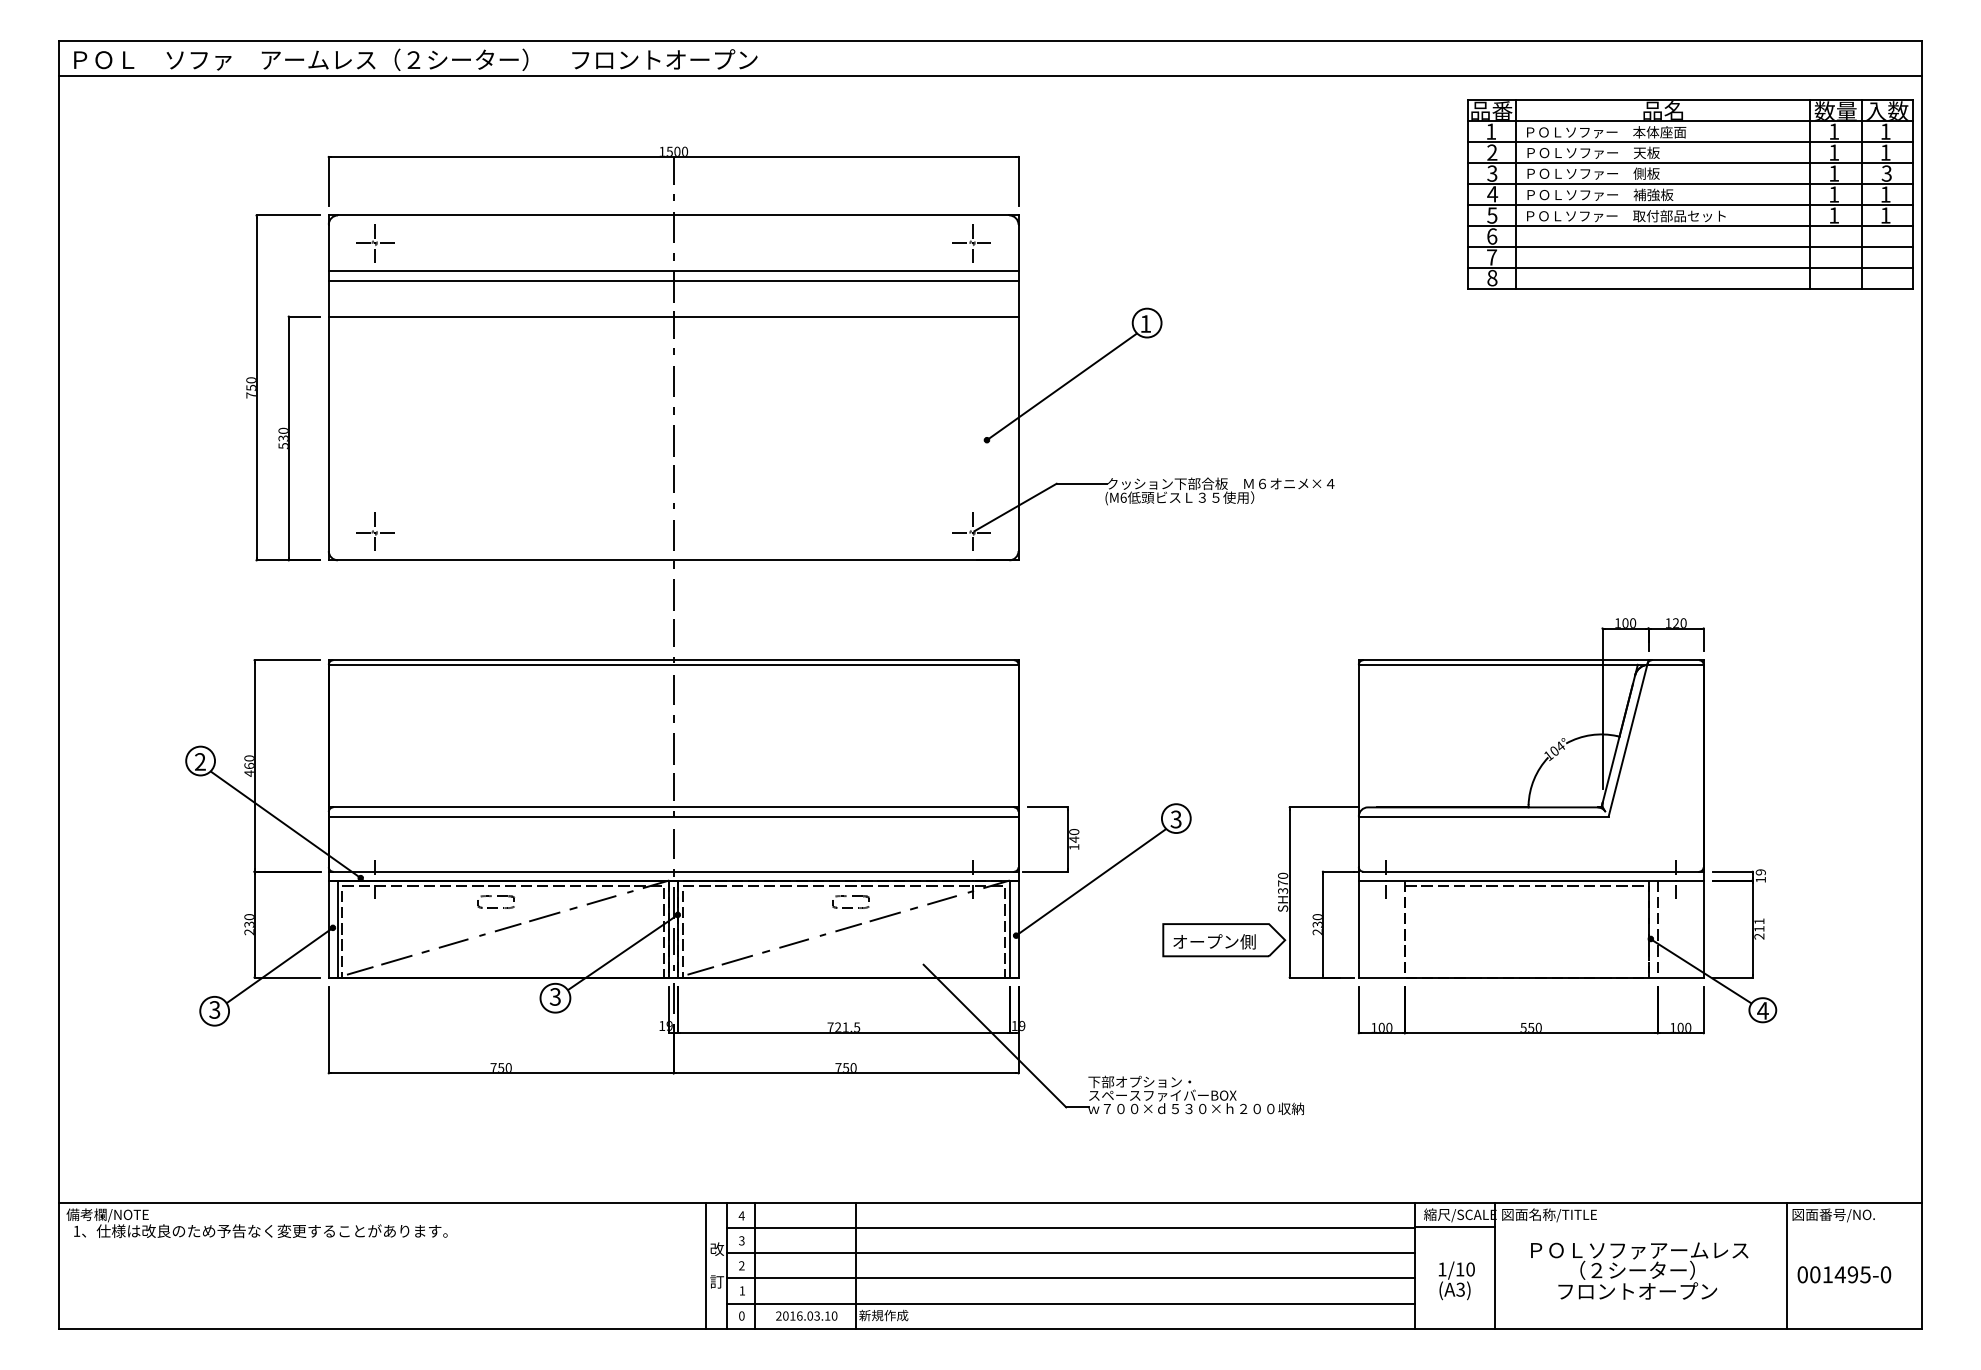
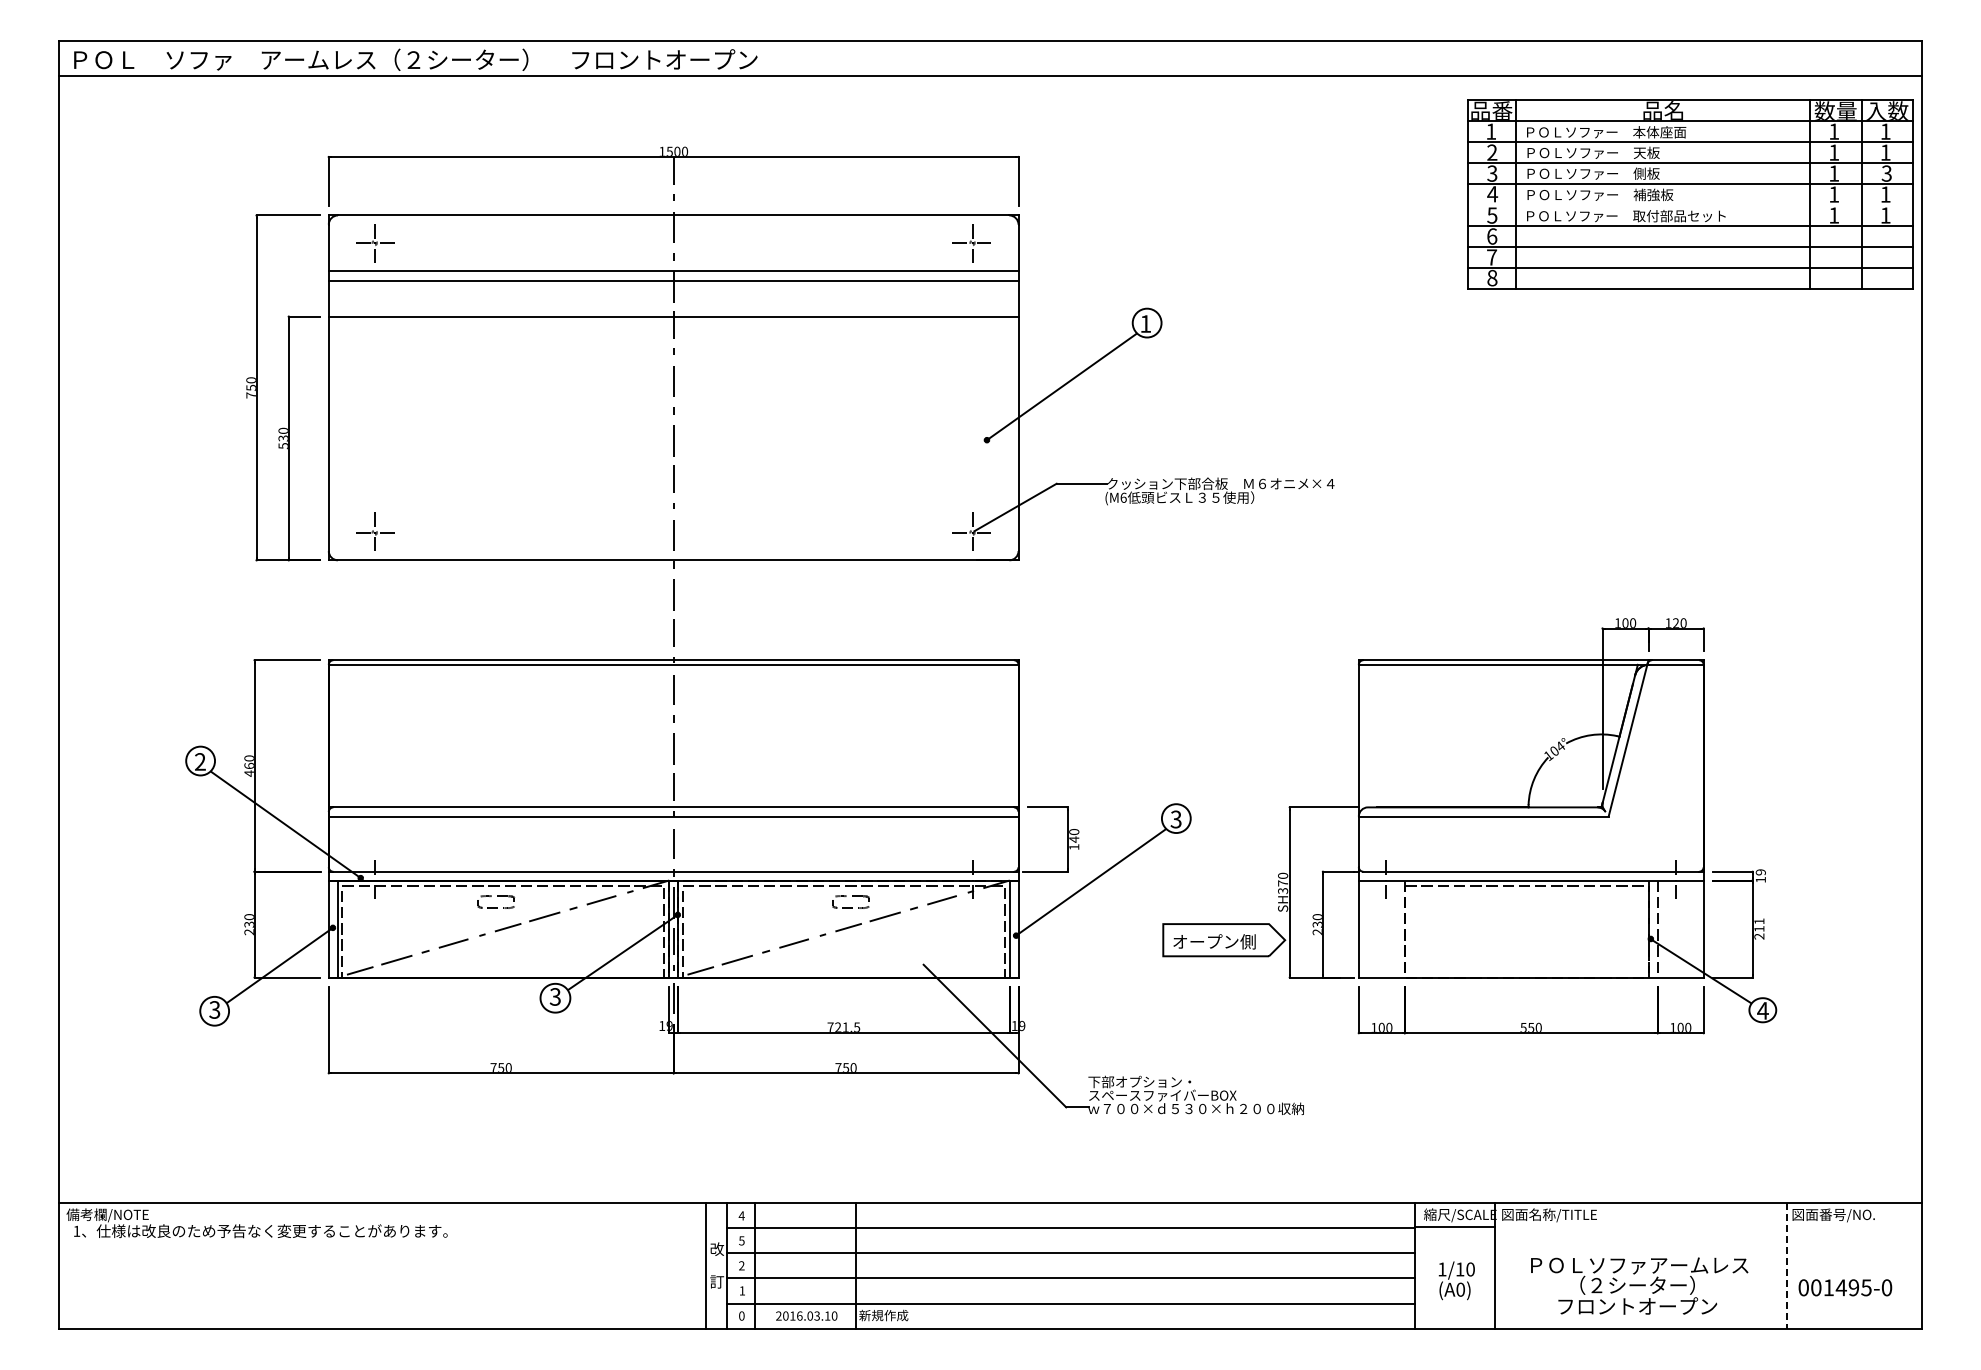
line: present -> none (1690, 205)
text: 3 -> 5 (741, 1239)
line: solid -> dashed (1786, 1266)
text position: (1639, 1270) -> (1639, 1285) (1639, 1285)
text position: (1844, 1274) -> (1845, 1287) (1845, 1287)
text: (A3) -> (A0) (1460, 1289)
